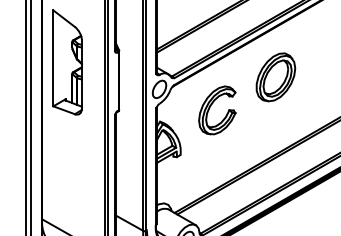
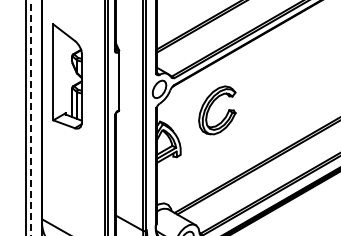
part position: (67, 62) -> (67, 76) (67, 76)
part: present -> none (275, 77)
line: solid -> dashed (31, 118)
